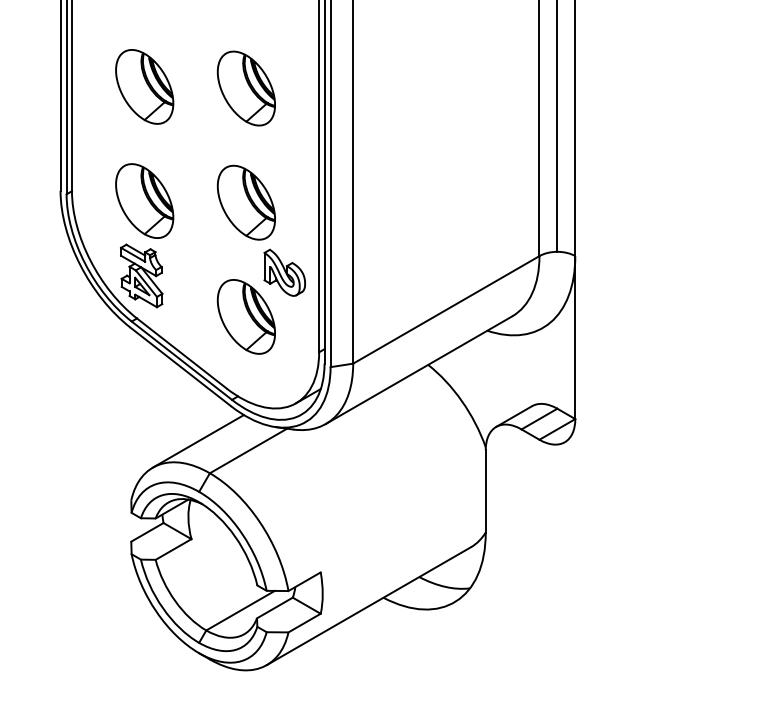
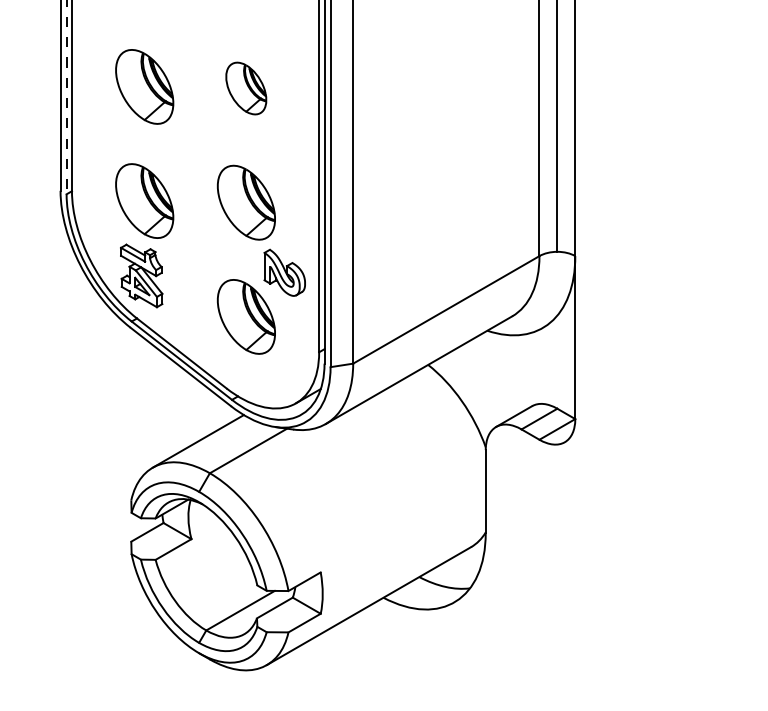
part size: 60x77 px -> 43x55 px (246, 88)
line: solid -> dashed (66, 97)
